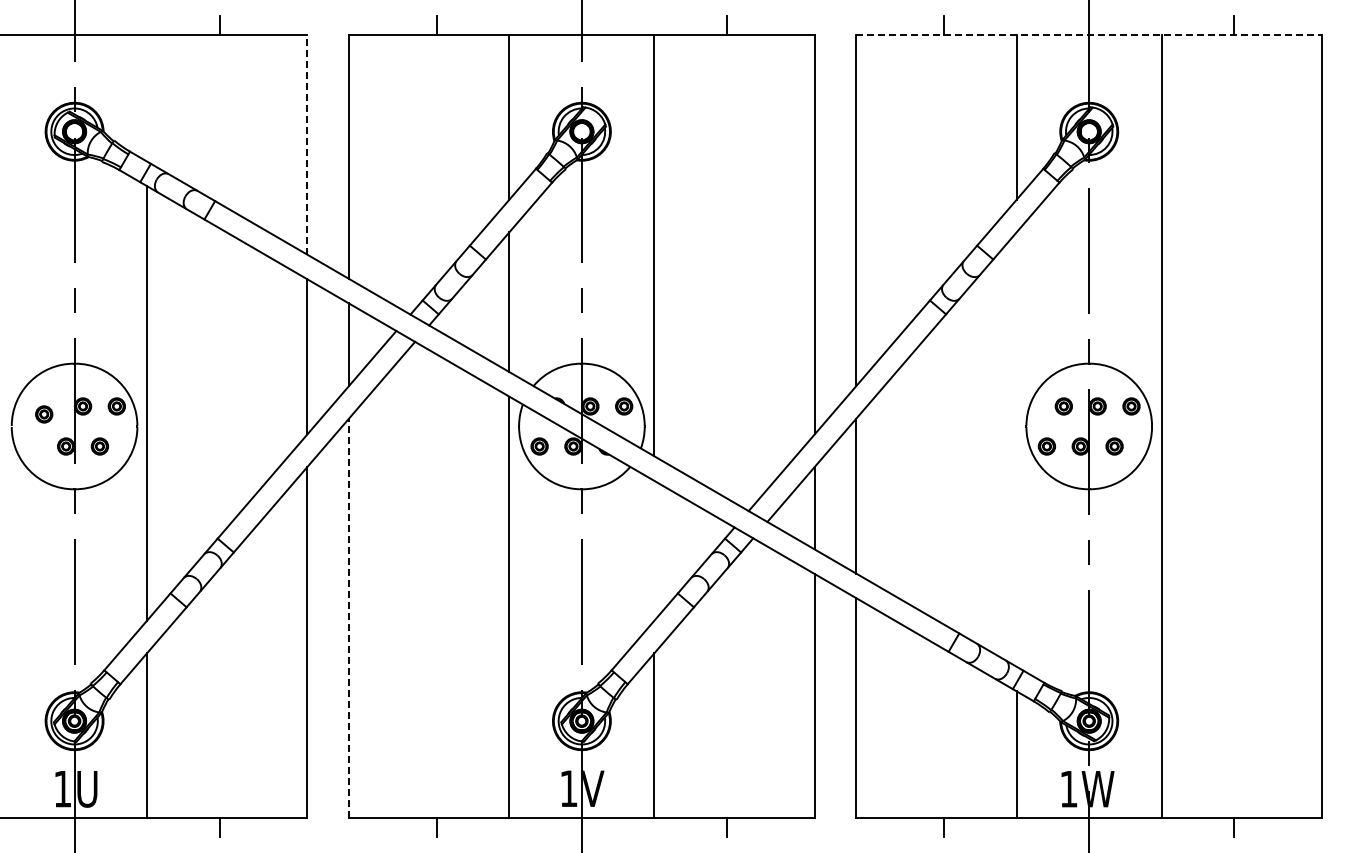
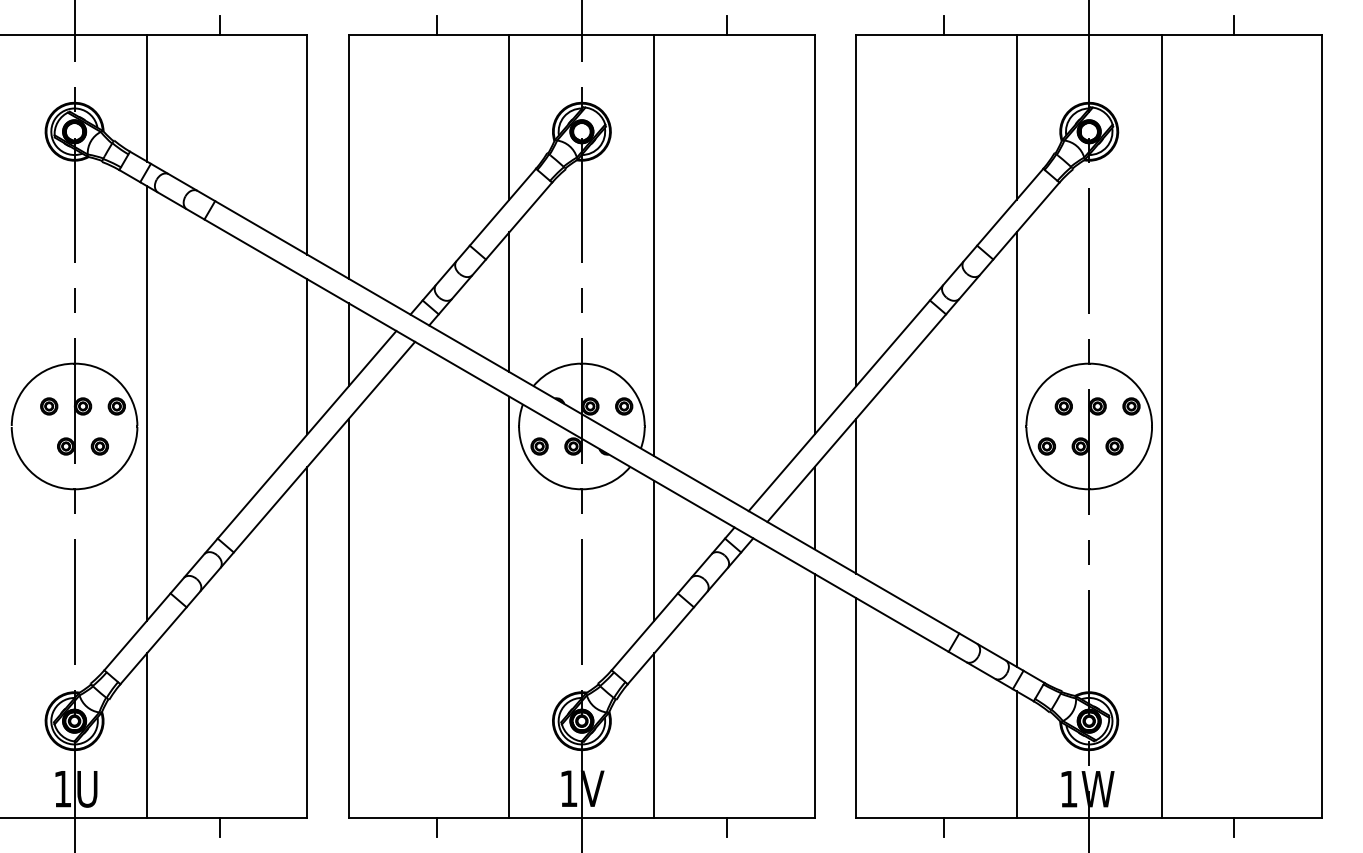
line: dashed -> solid (1089, 35)
line: none -> present (147, 98)
line: dashed -> solid (307, 144)
part position: (44, 414) -> (49, 406) (49, 406)
line: none -> present (1016, 449)
line: none -> present (654, 550)
line: dashed -> solid (349, 618)
